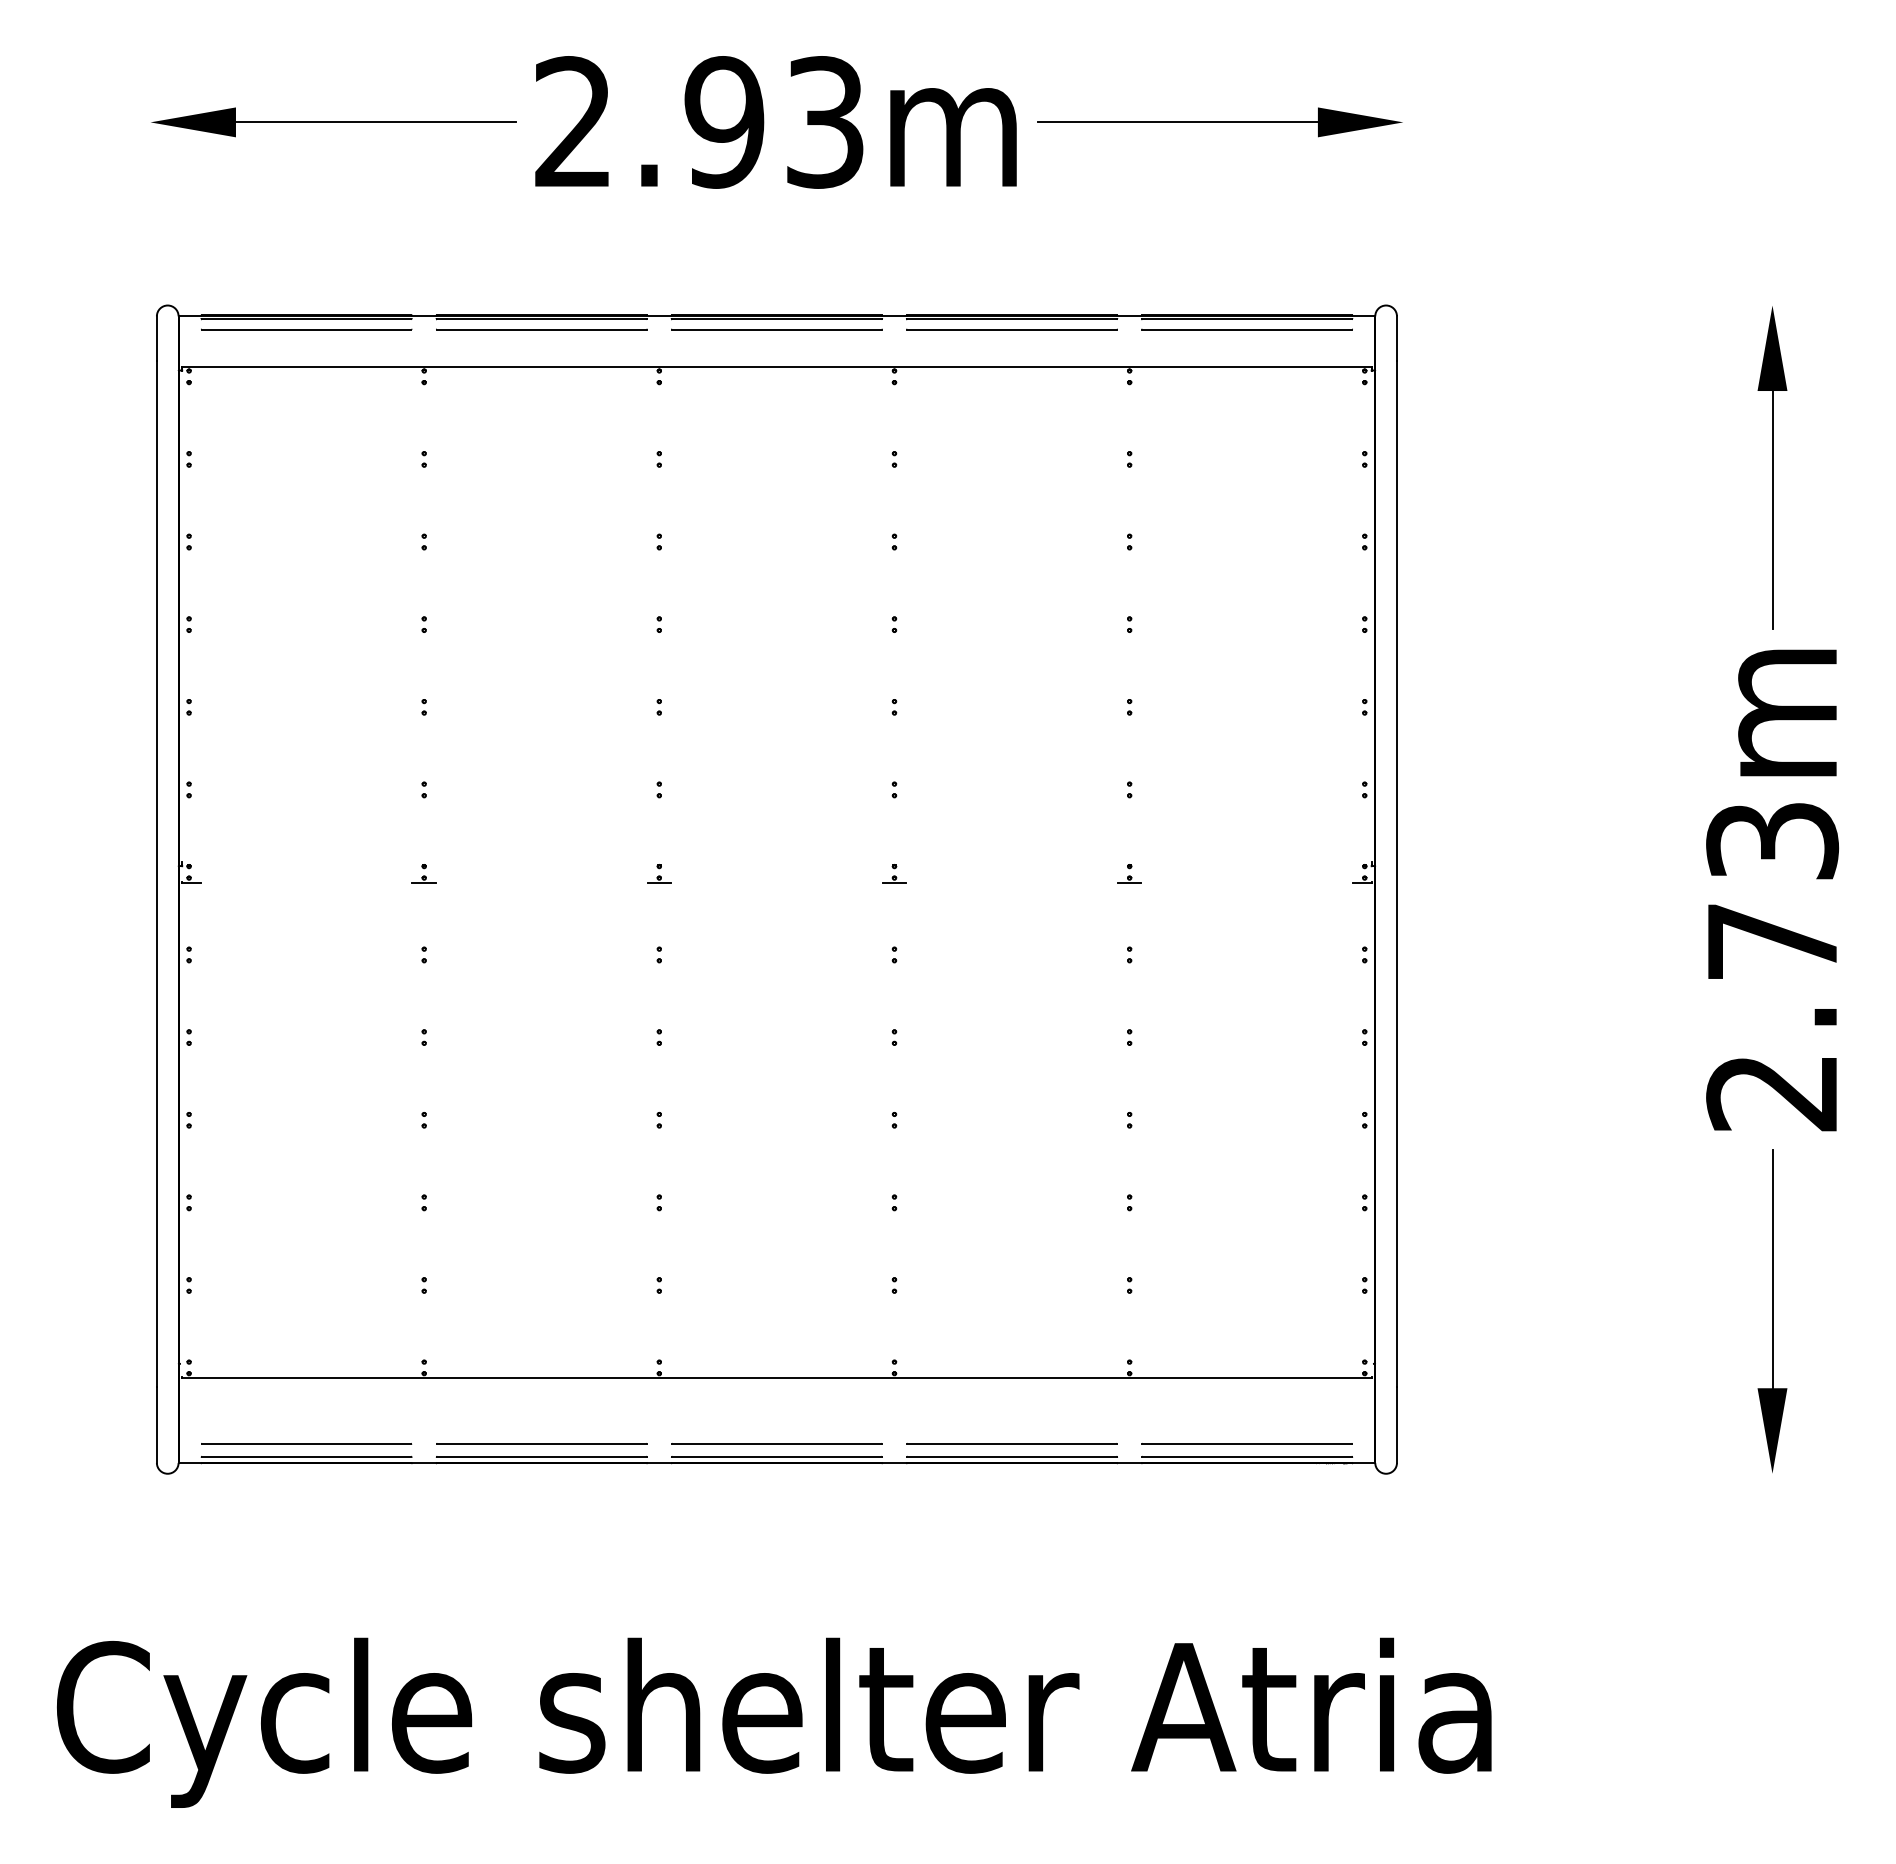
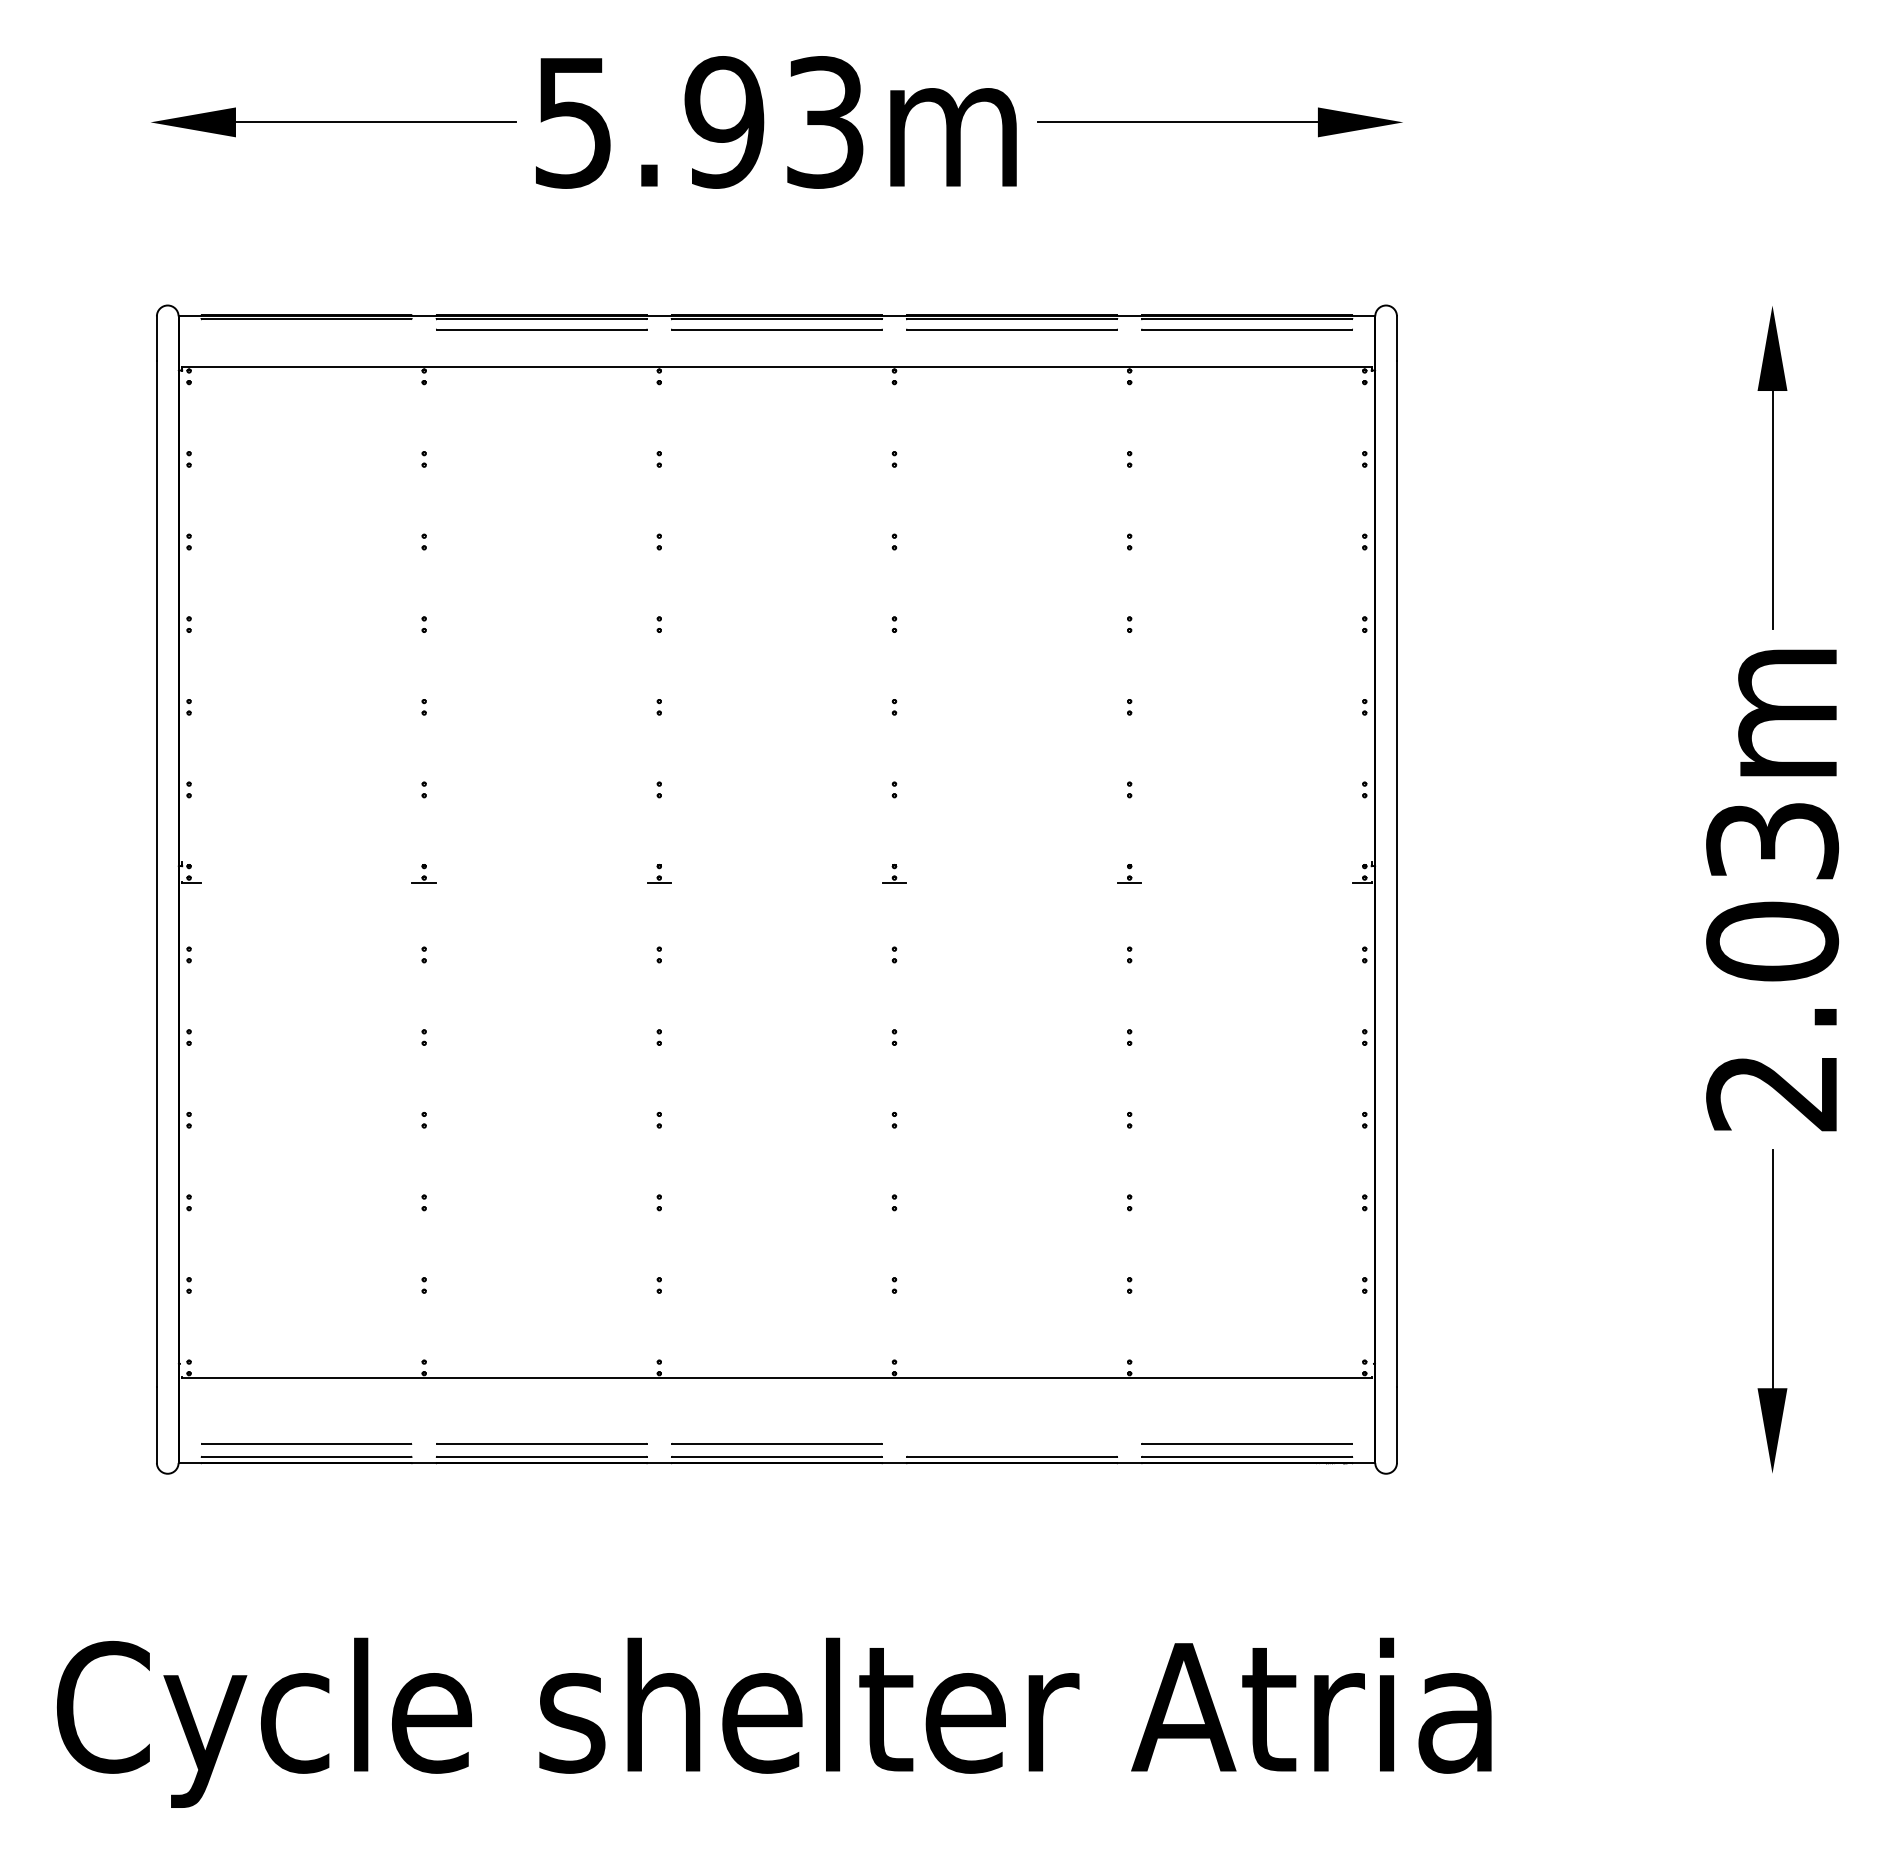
text: 2.93m -> 5.93m (572, 122)
line: present -> none (306, 329)
text: 2.73m -> 2.03m (1772, 941)
line: present -> none (1011, 1443)
